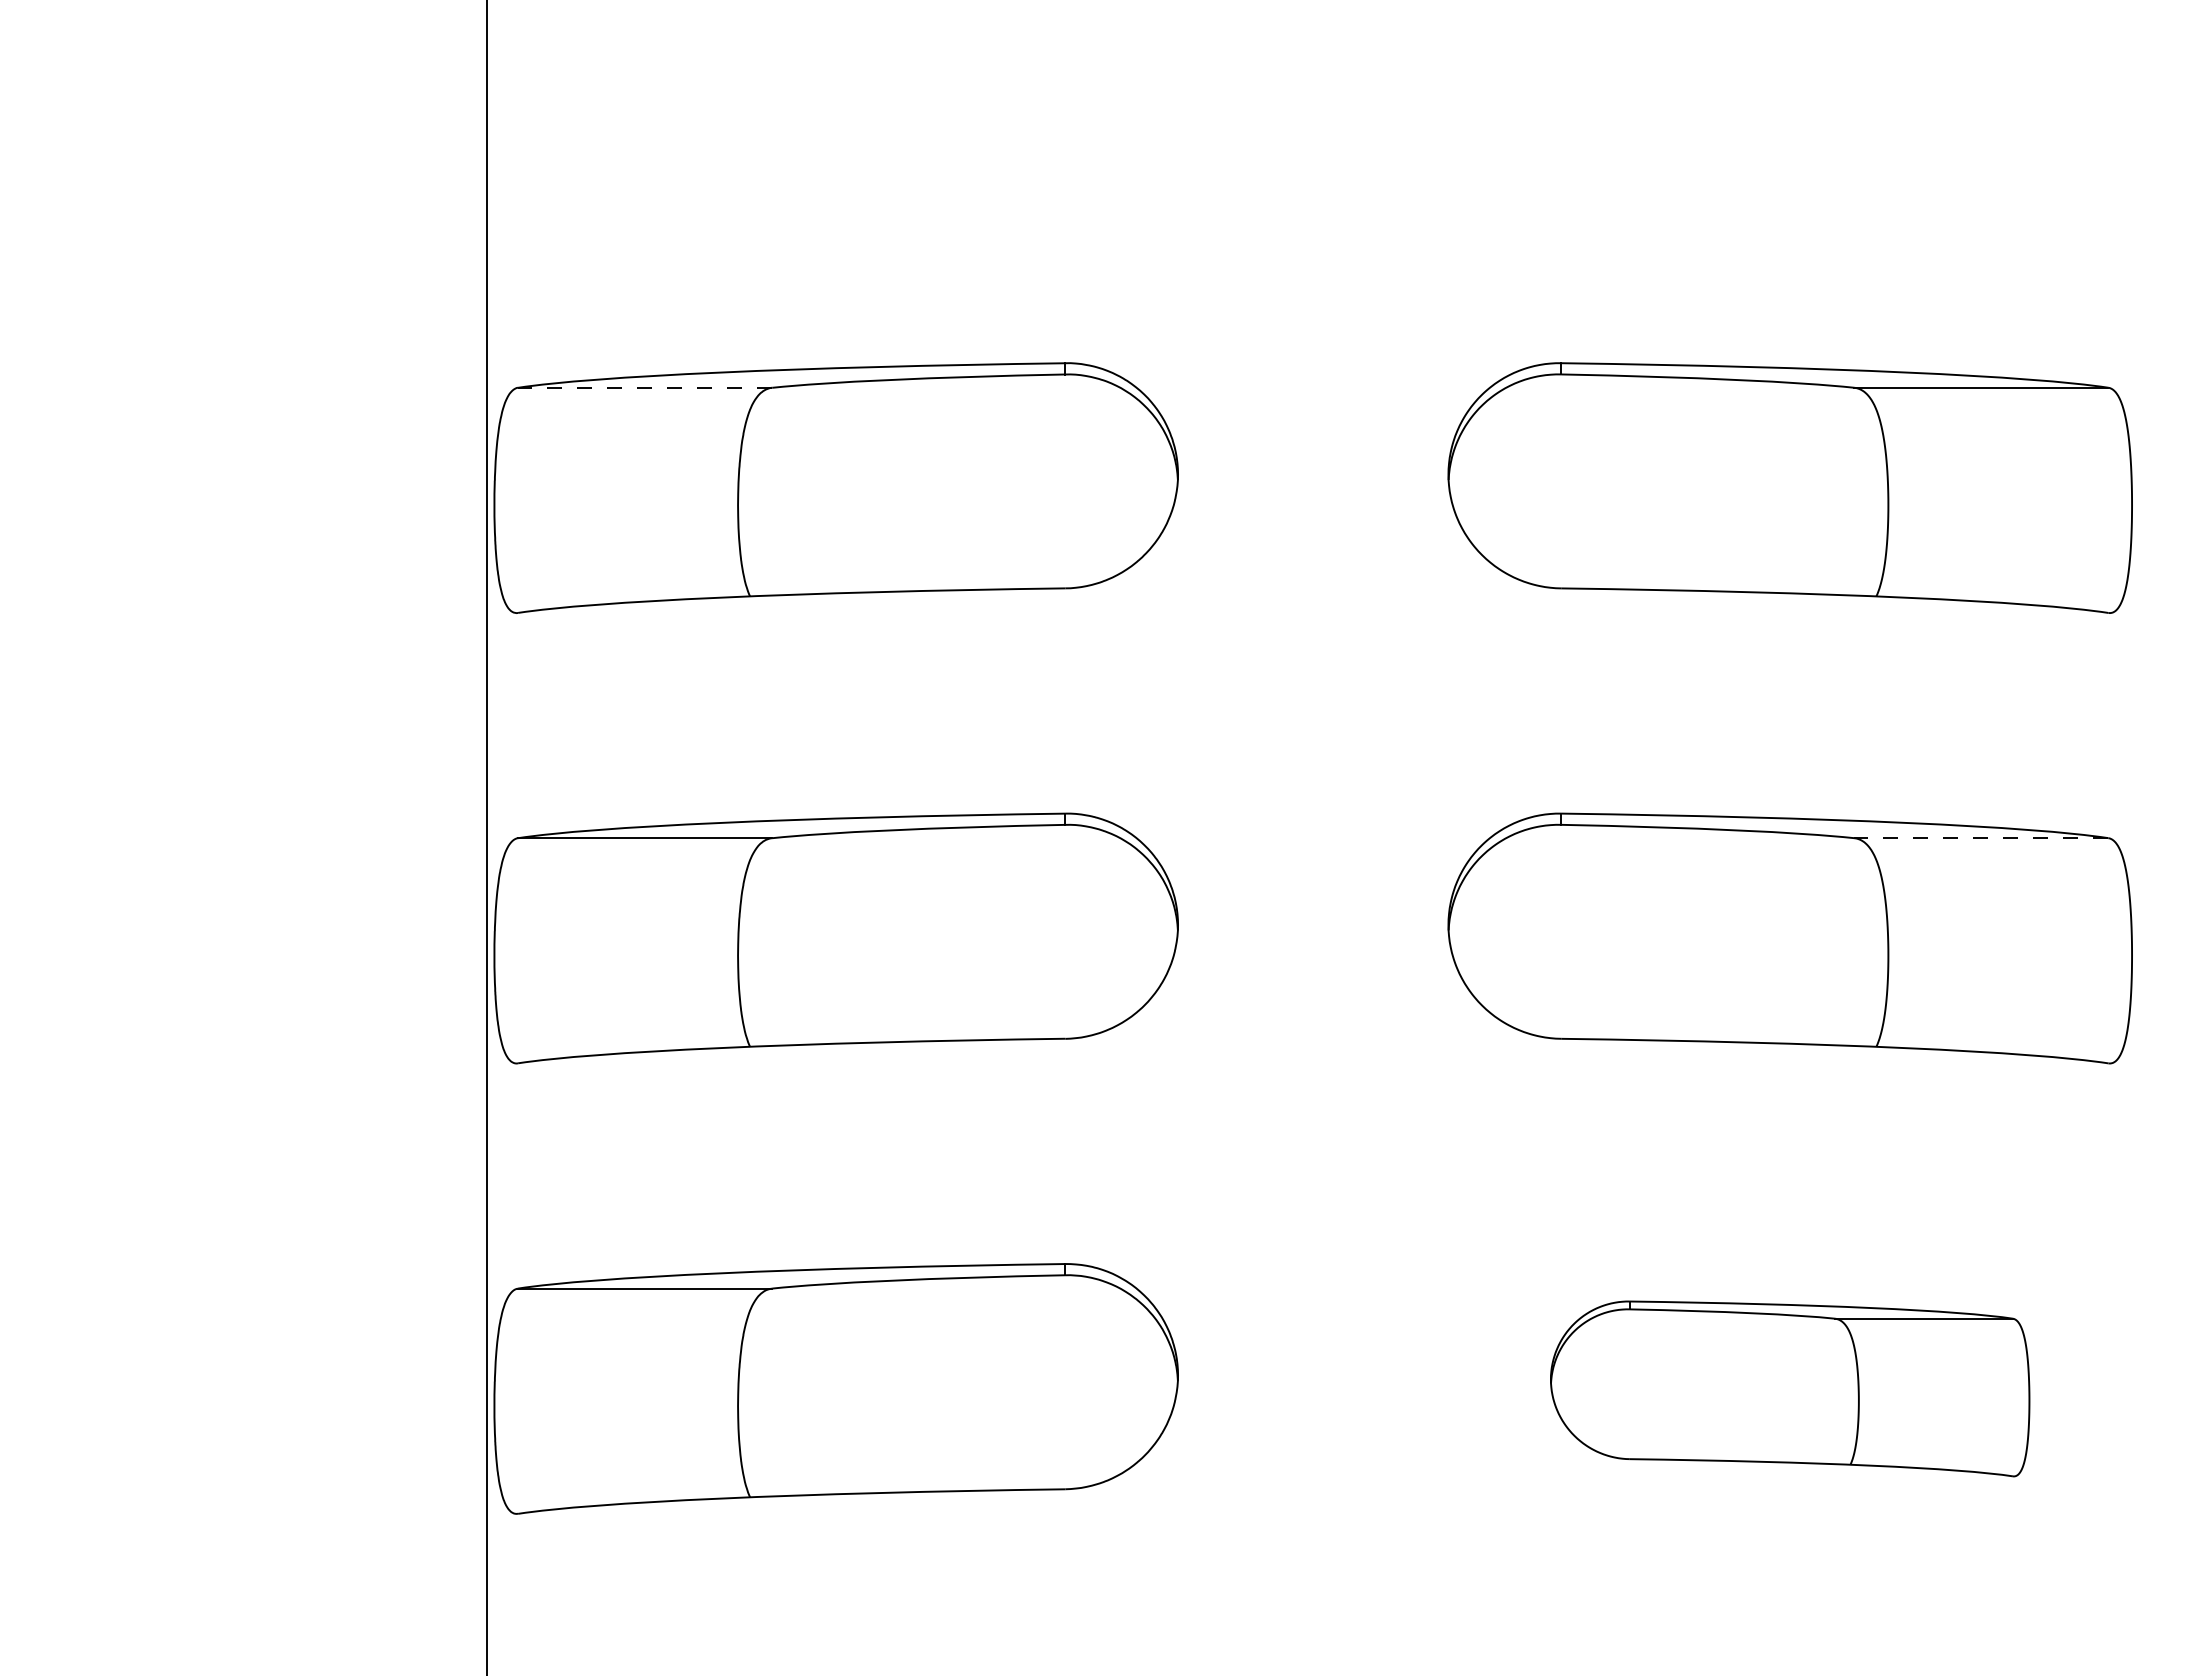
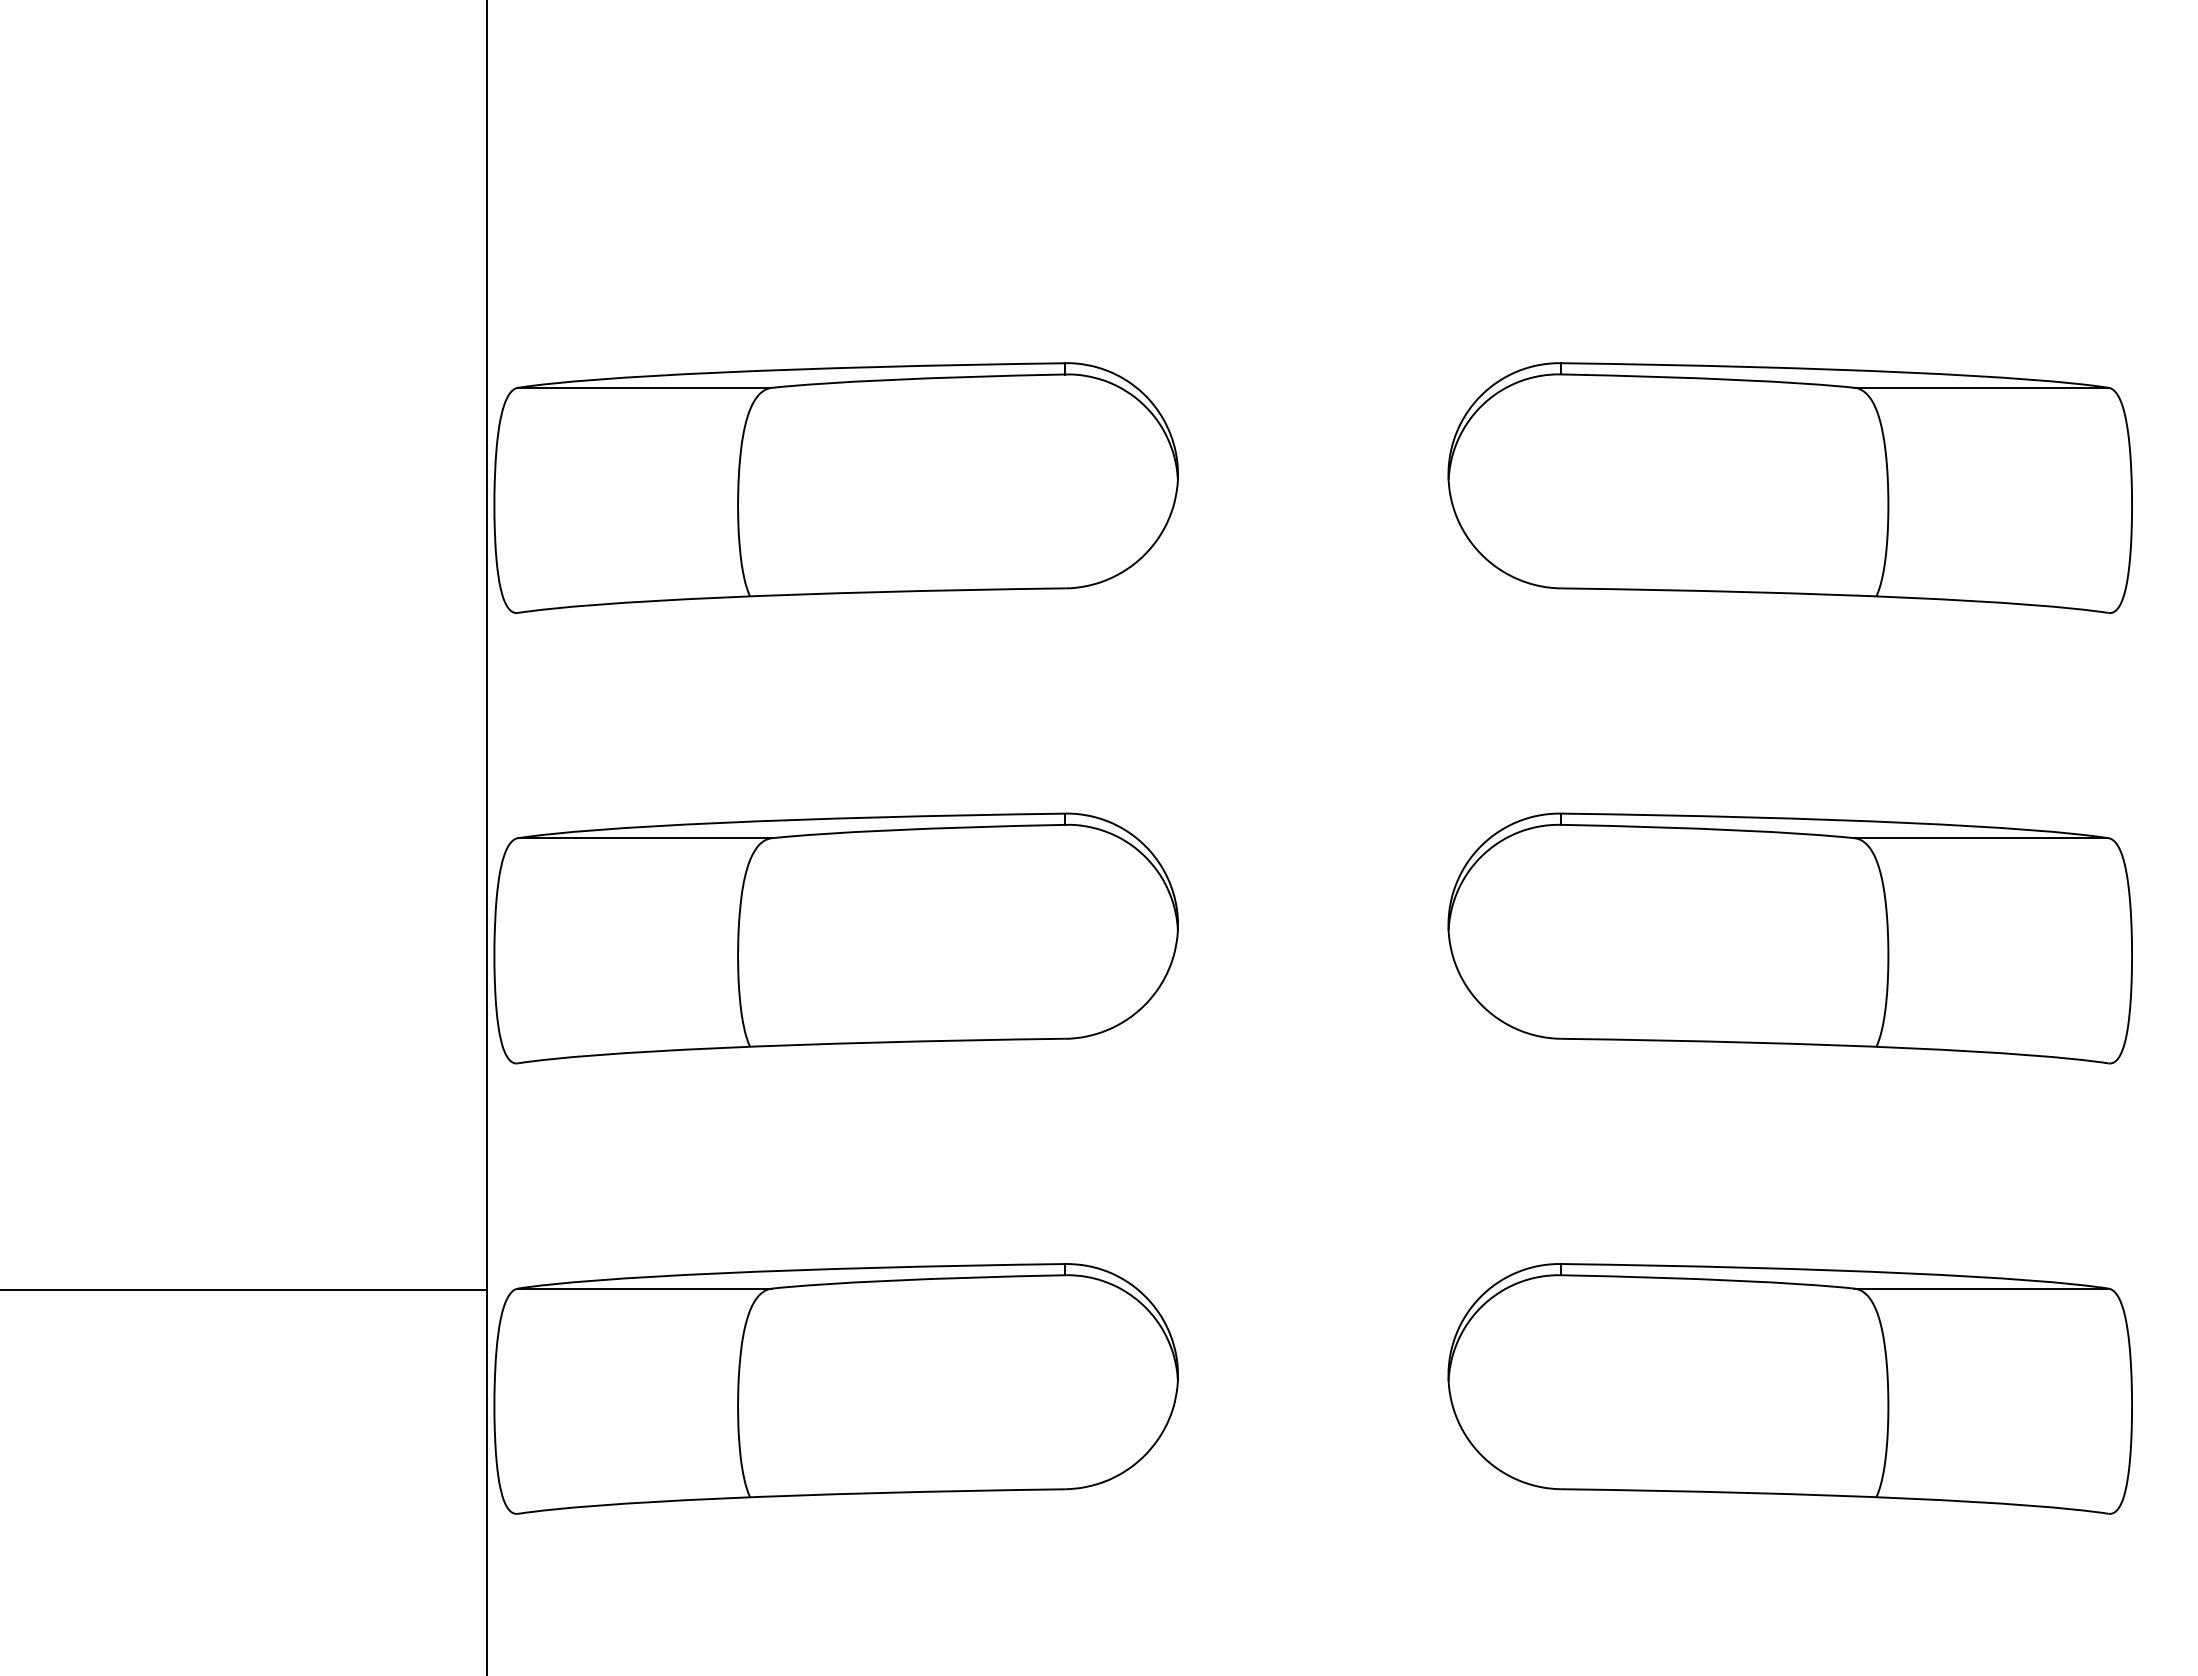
line: dashed -> solid (644, 387)
line: dashed -> solid (1980, 838)
line: none -> present (244, 1290)
part size: 481x178 px -> 686x252 px (1789, 1388)
